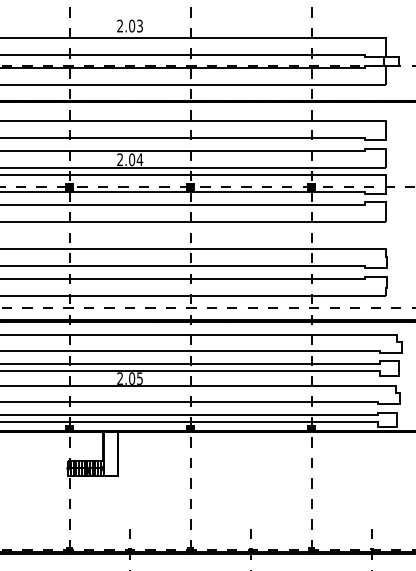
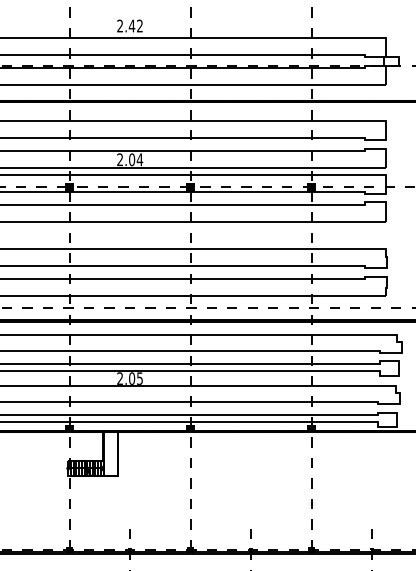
text: 2.03 -> 2.42 (135, 25)
